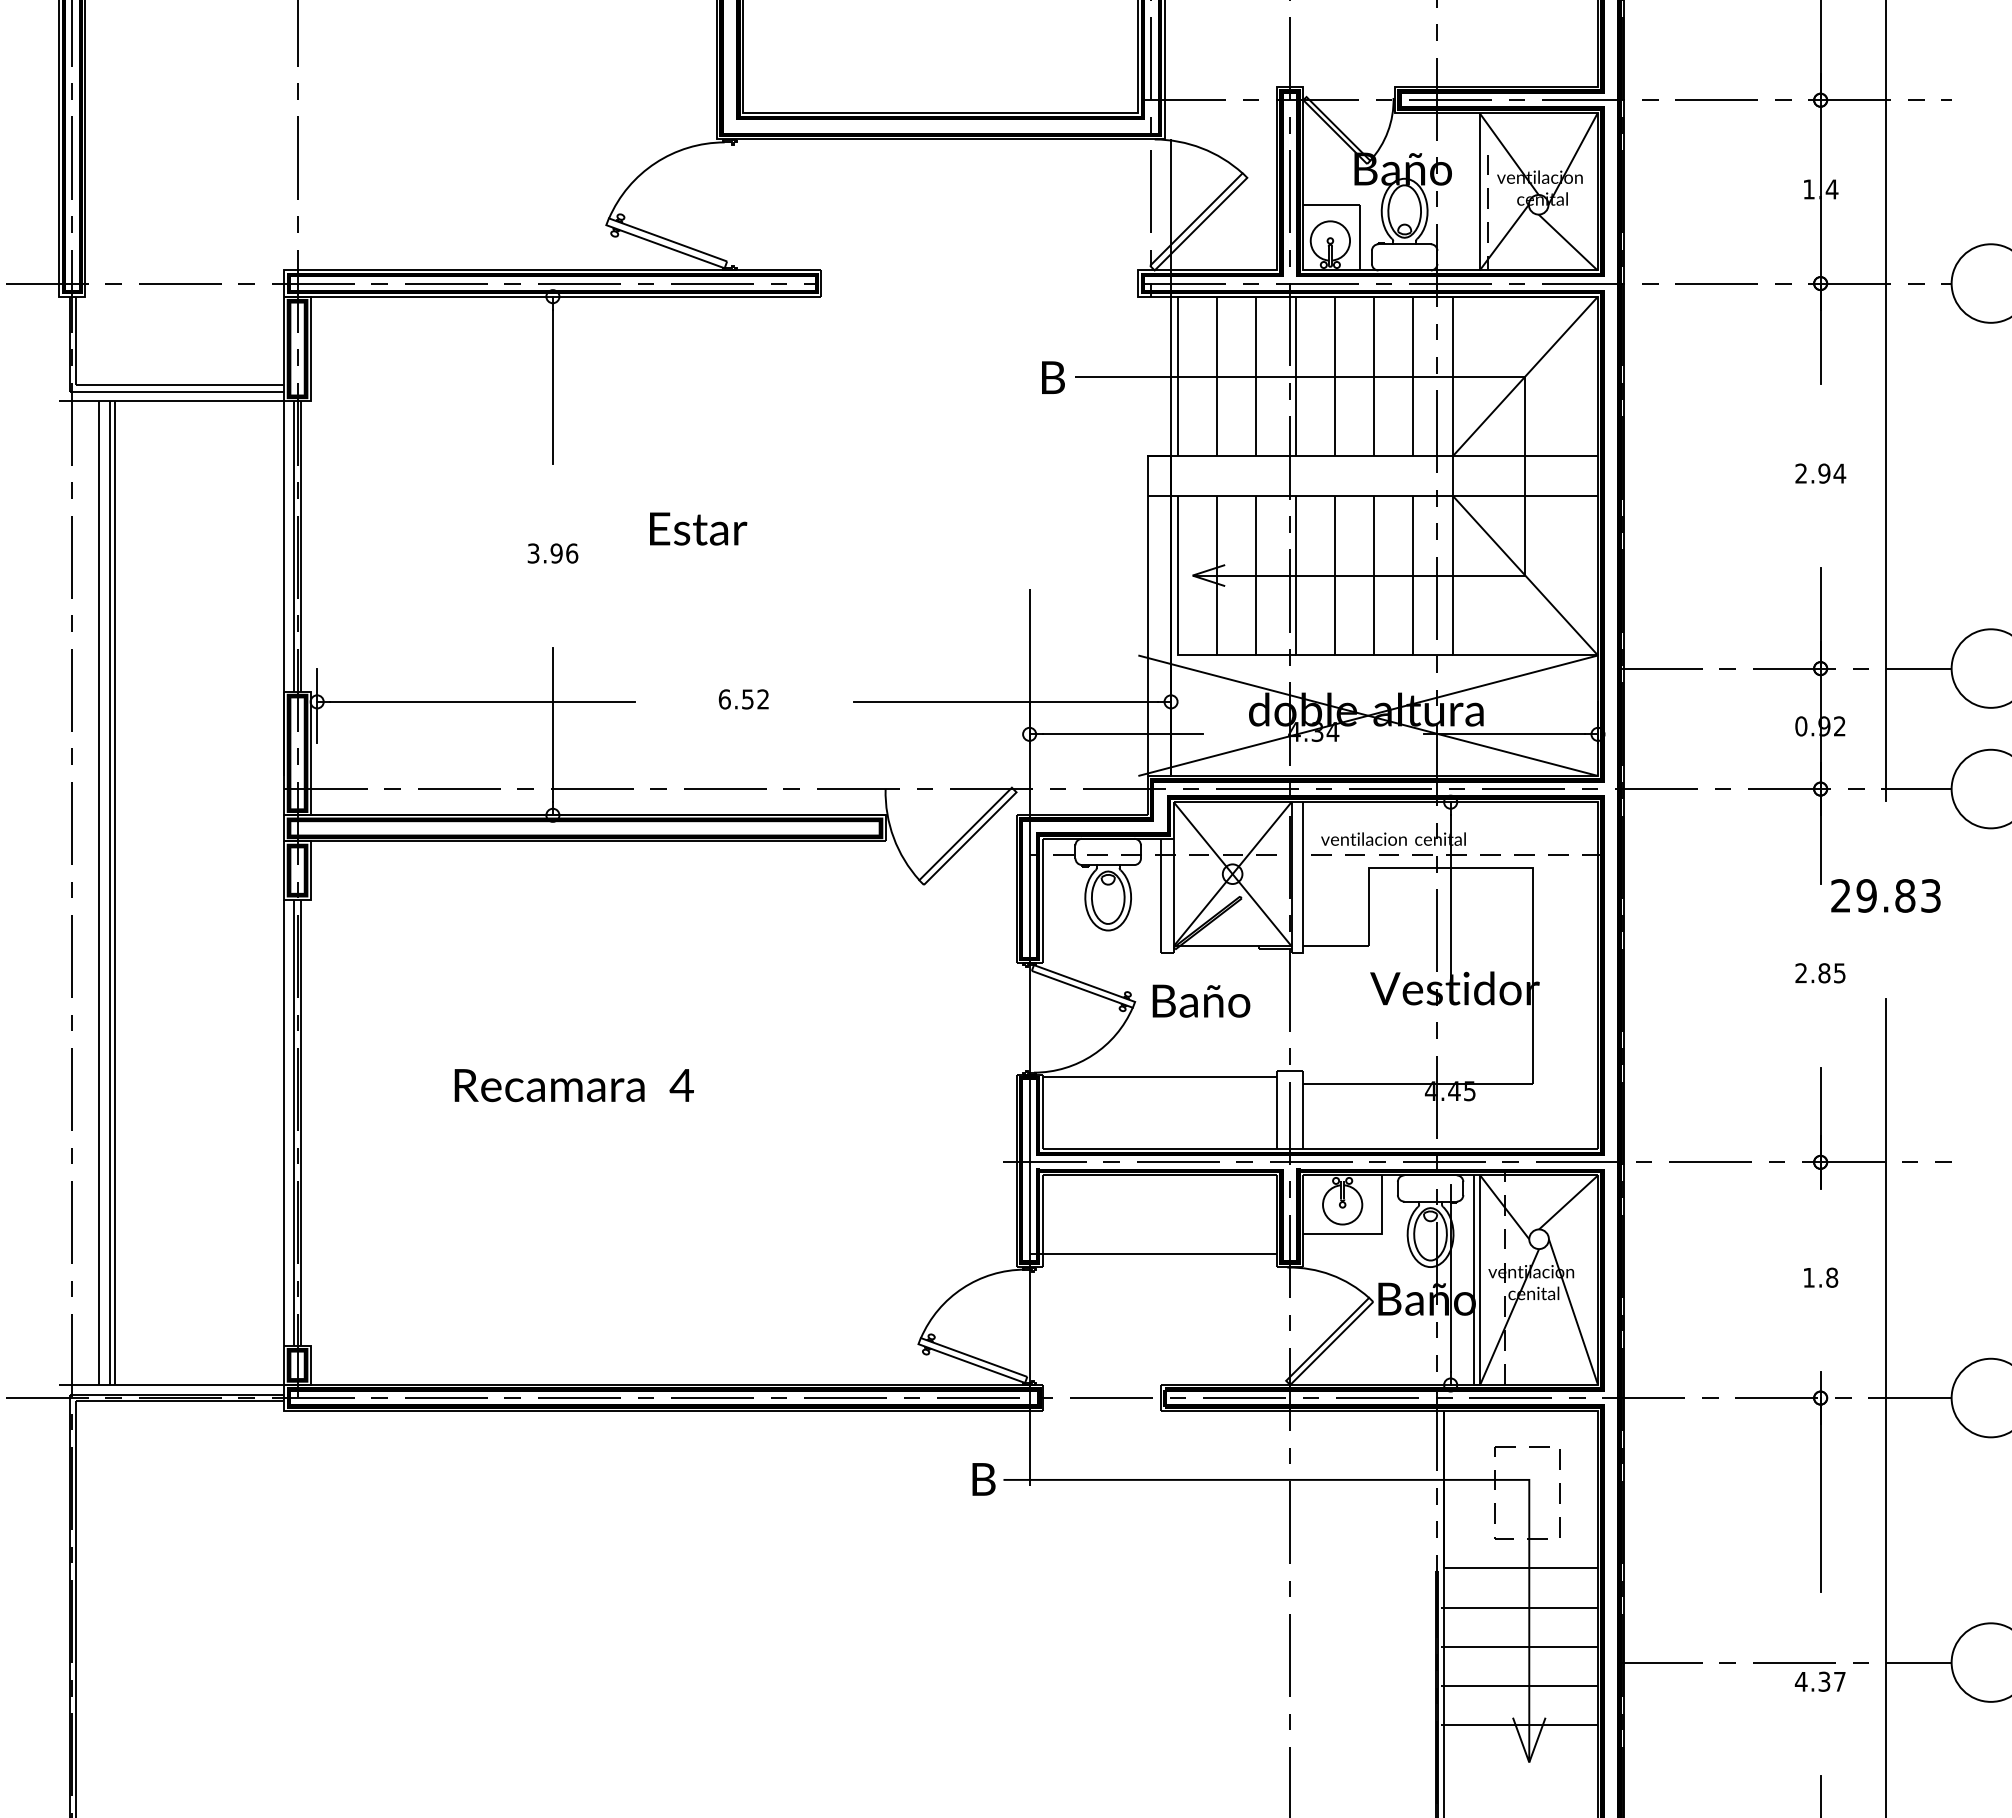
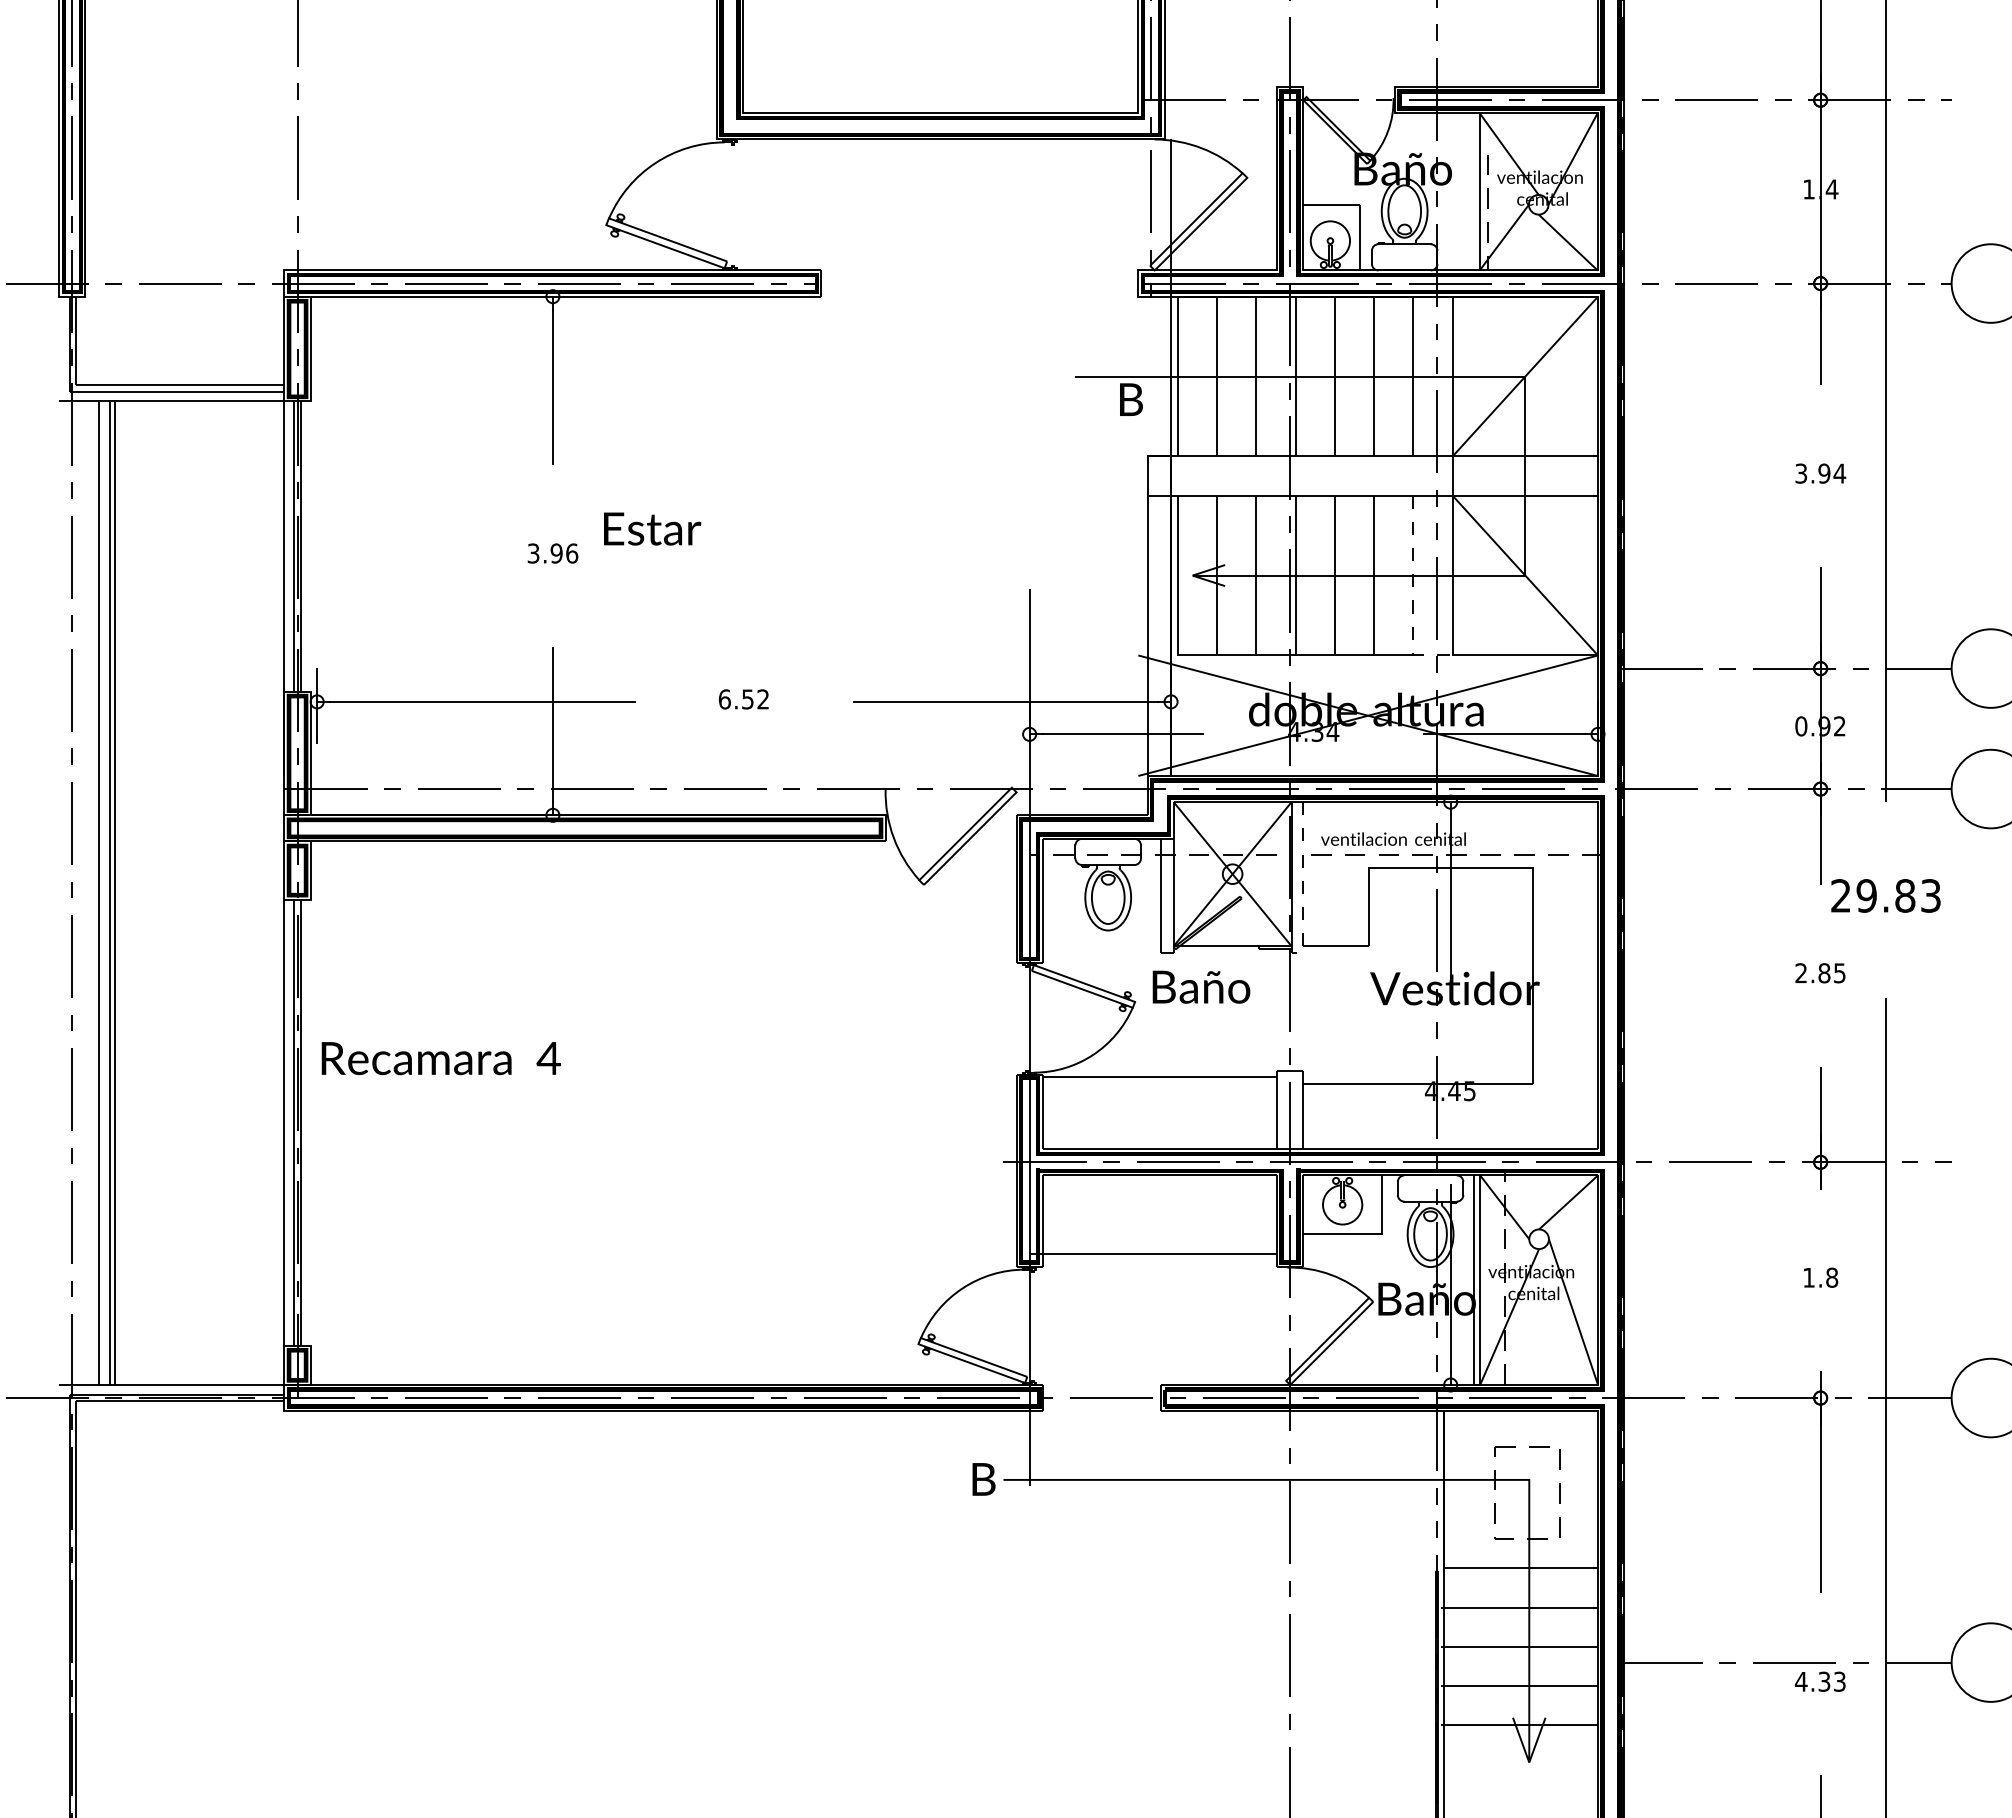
text position: (1053, 377) -> (1131, 399) (1131, 399)
text: 2.94 -> 3.94 (1801, 473)
text position: (698, 528) -> (652, 528) (652, 528)
line: solid -> dashed (1413, 596)
line: solid -> dashed (1303, 883)
text position: (1201, 1000) -> (1201, 986) (1201, 986)
text position: (573, 1085) -> (440, 1058) (440, 1058)
text: 4.37 -> 4.33 (1839, 1681)
